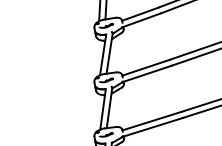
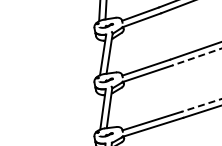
line: solid -> dashed (196, 57)
line: solid -> dashed (201, 105)
